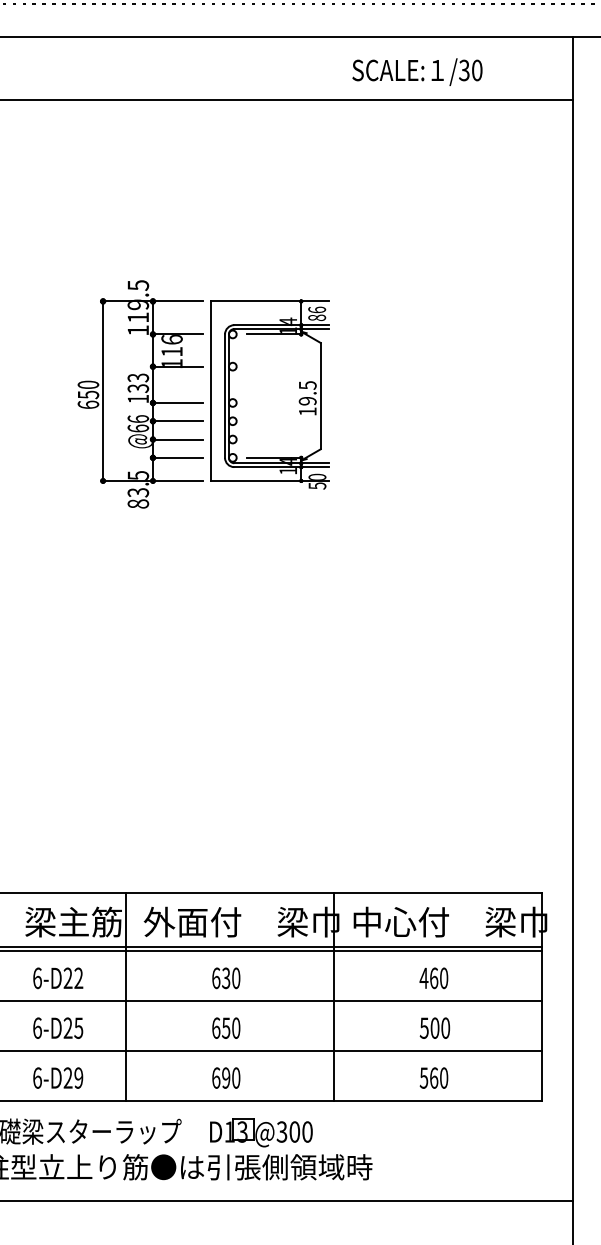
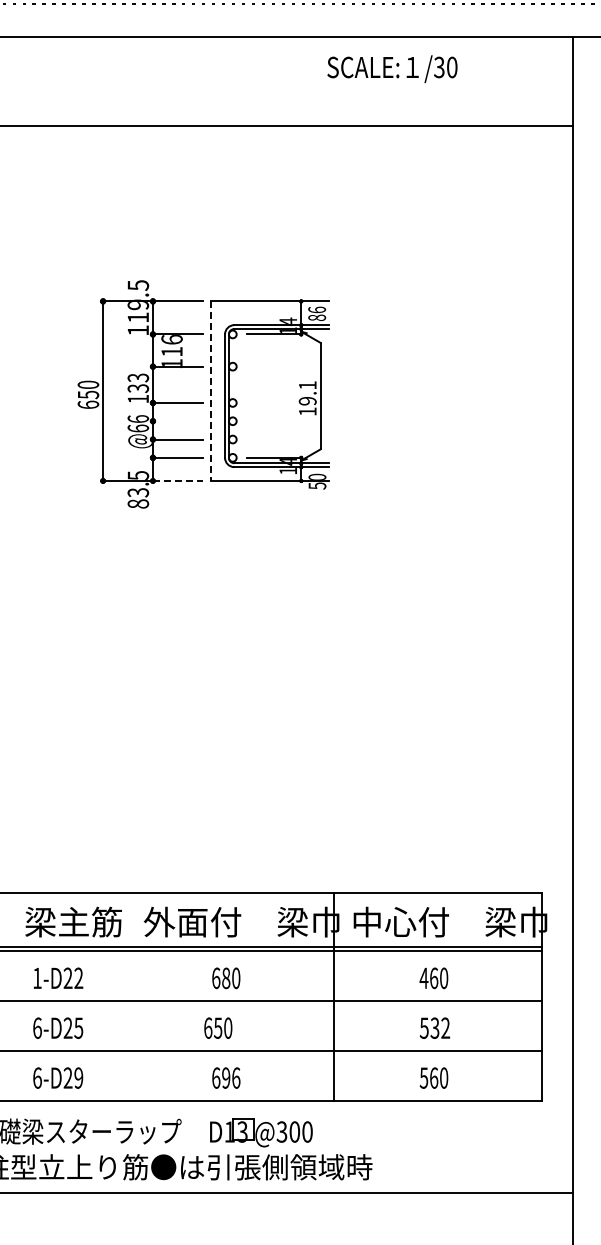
text position: (417, 71) -> (392, 68) (392, 68)
line position: (287, 99) -> (287, 125) (287, 125)
text: 19.5 -> 19.1 (307, 385)
line: solid -> dashed (211, 391)
line: present -> none (177, 421)
line: solid -> dashed (177, 480)
text: 630 -> 680 (226, 977)
text: 6-D22 -> 1-D22 (37, 978)
line: present -> none (126, 997)
text position: (226, 1027) -> (218, 1027) (218, 1027)
text: 500 -> 532 (440, 1027)
text: 690 -> 696 (236, 1077)
line position: (287, 1200) -> (287, 1192) (287, 1192)
